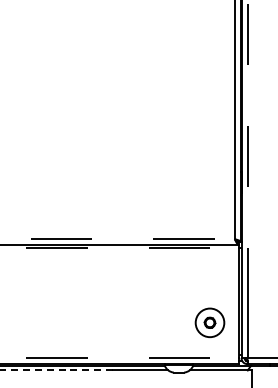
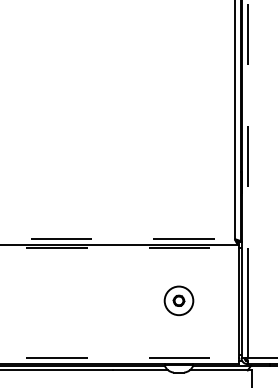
part position: (209, 322) -> (178, 300) (178, 300)
line: dashed -> solid (56, 370)
